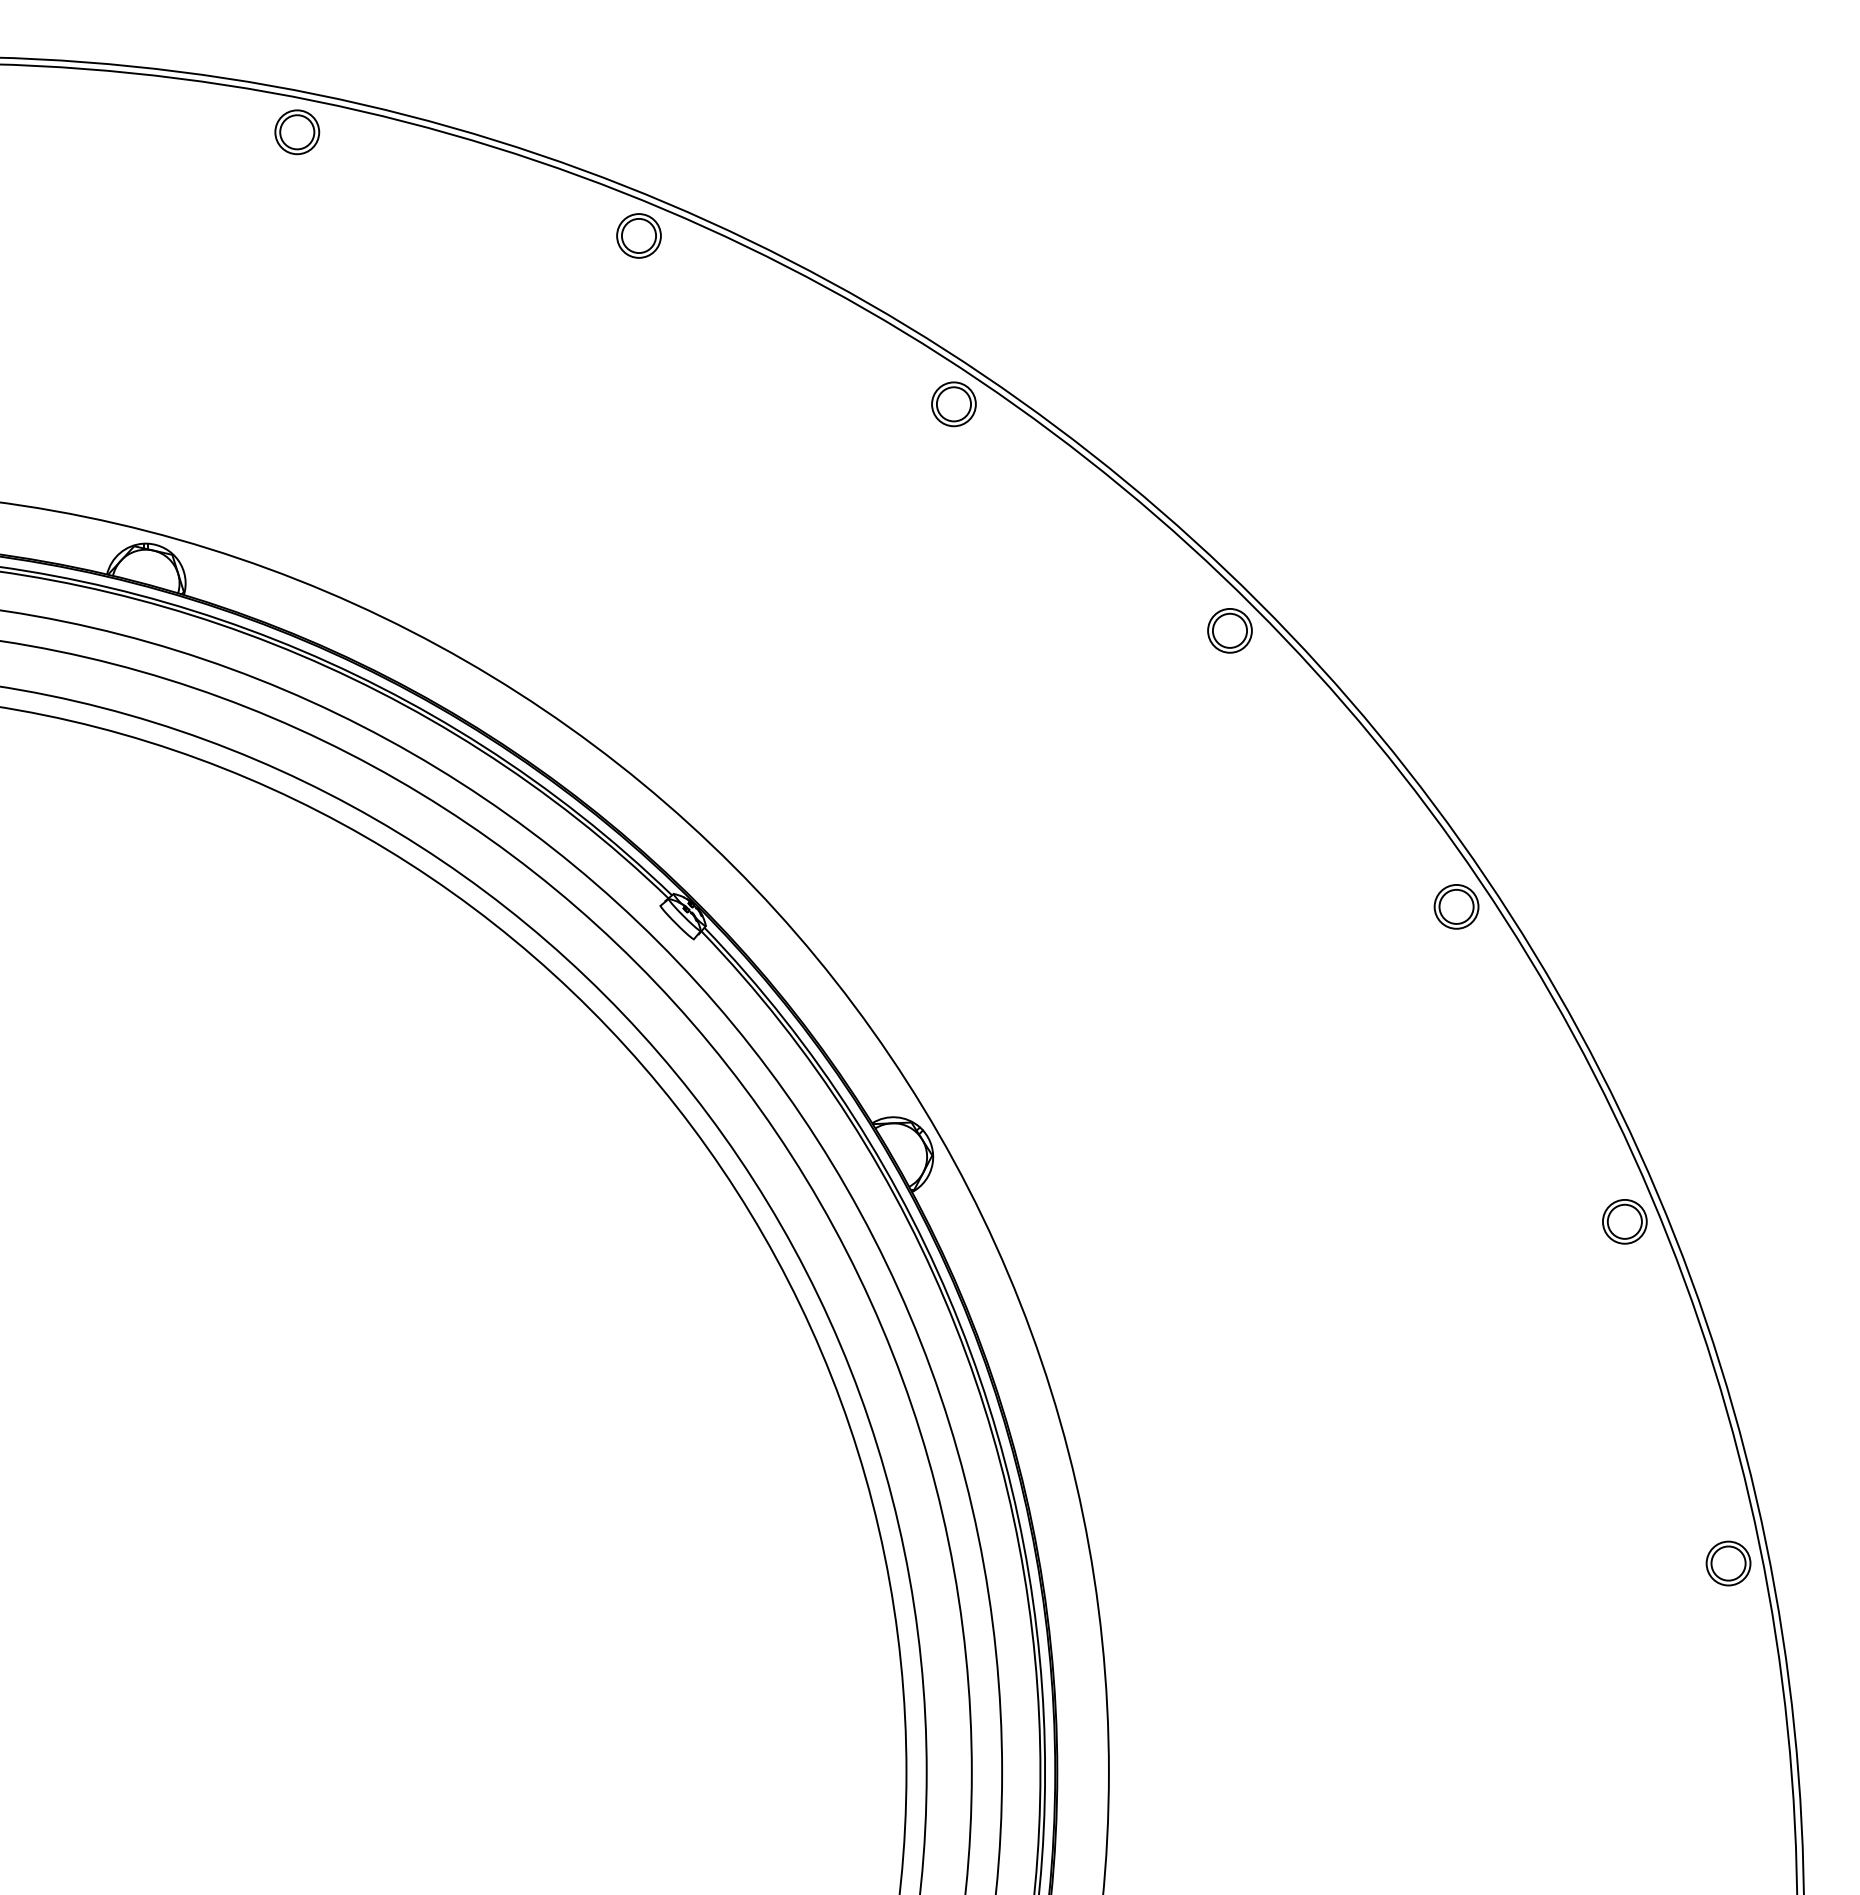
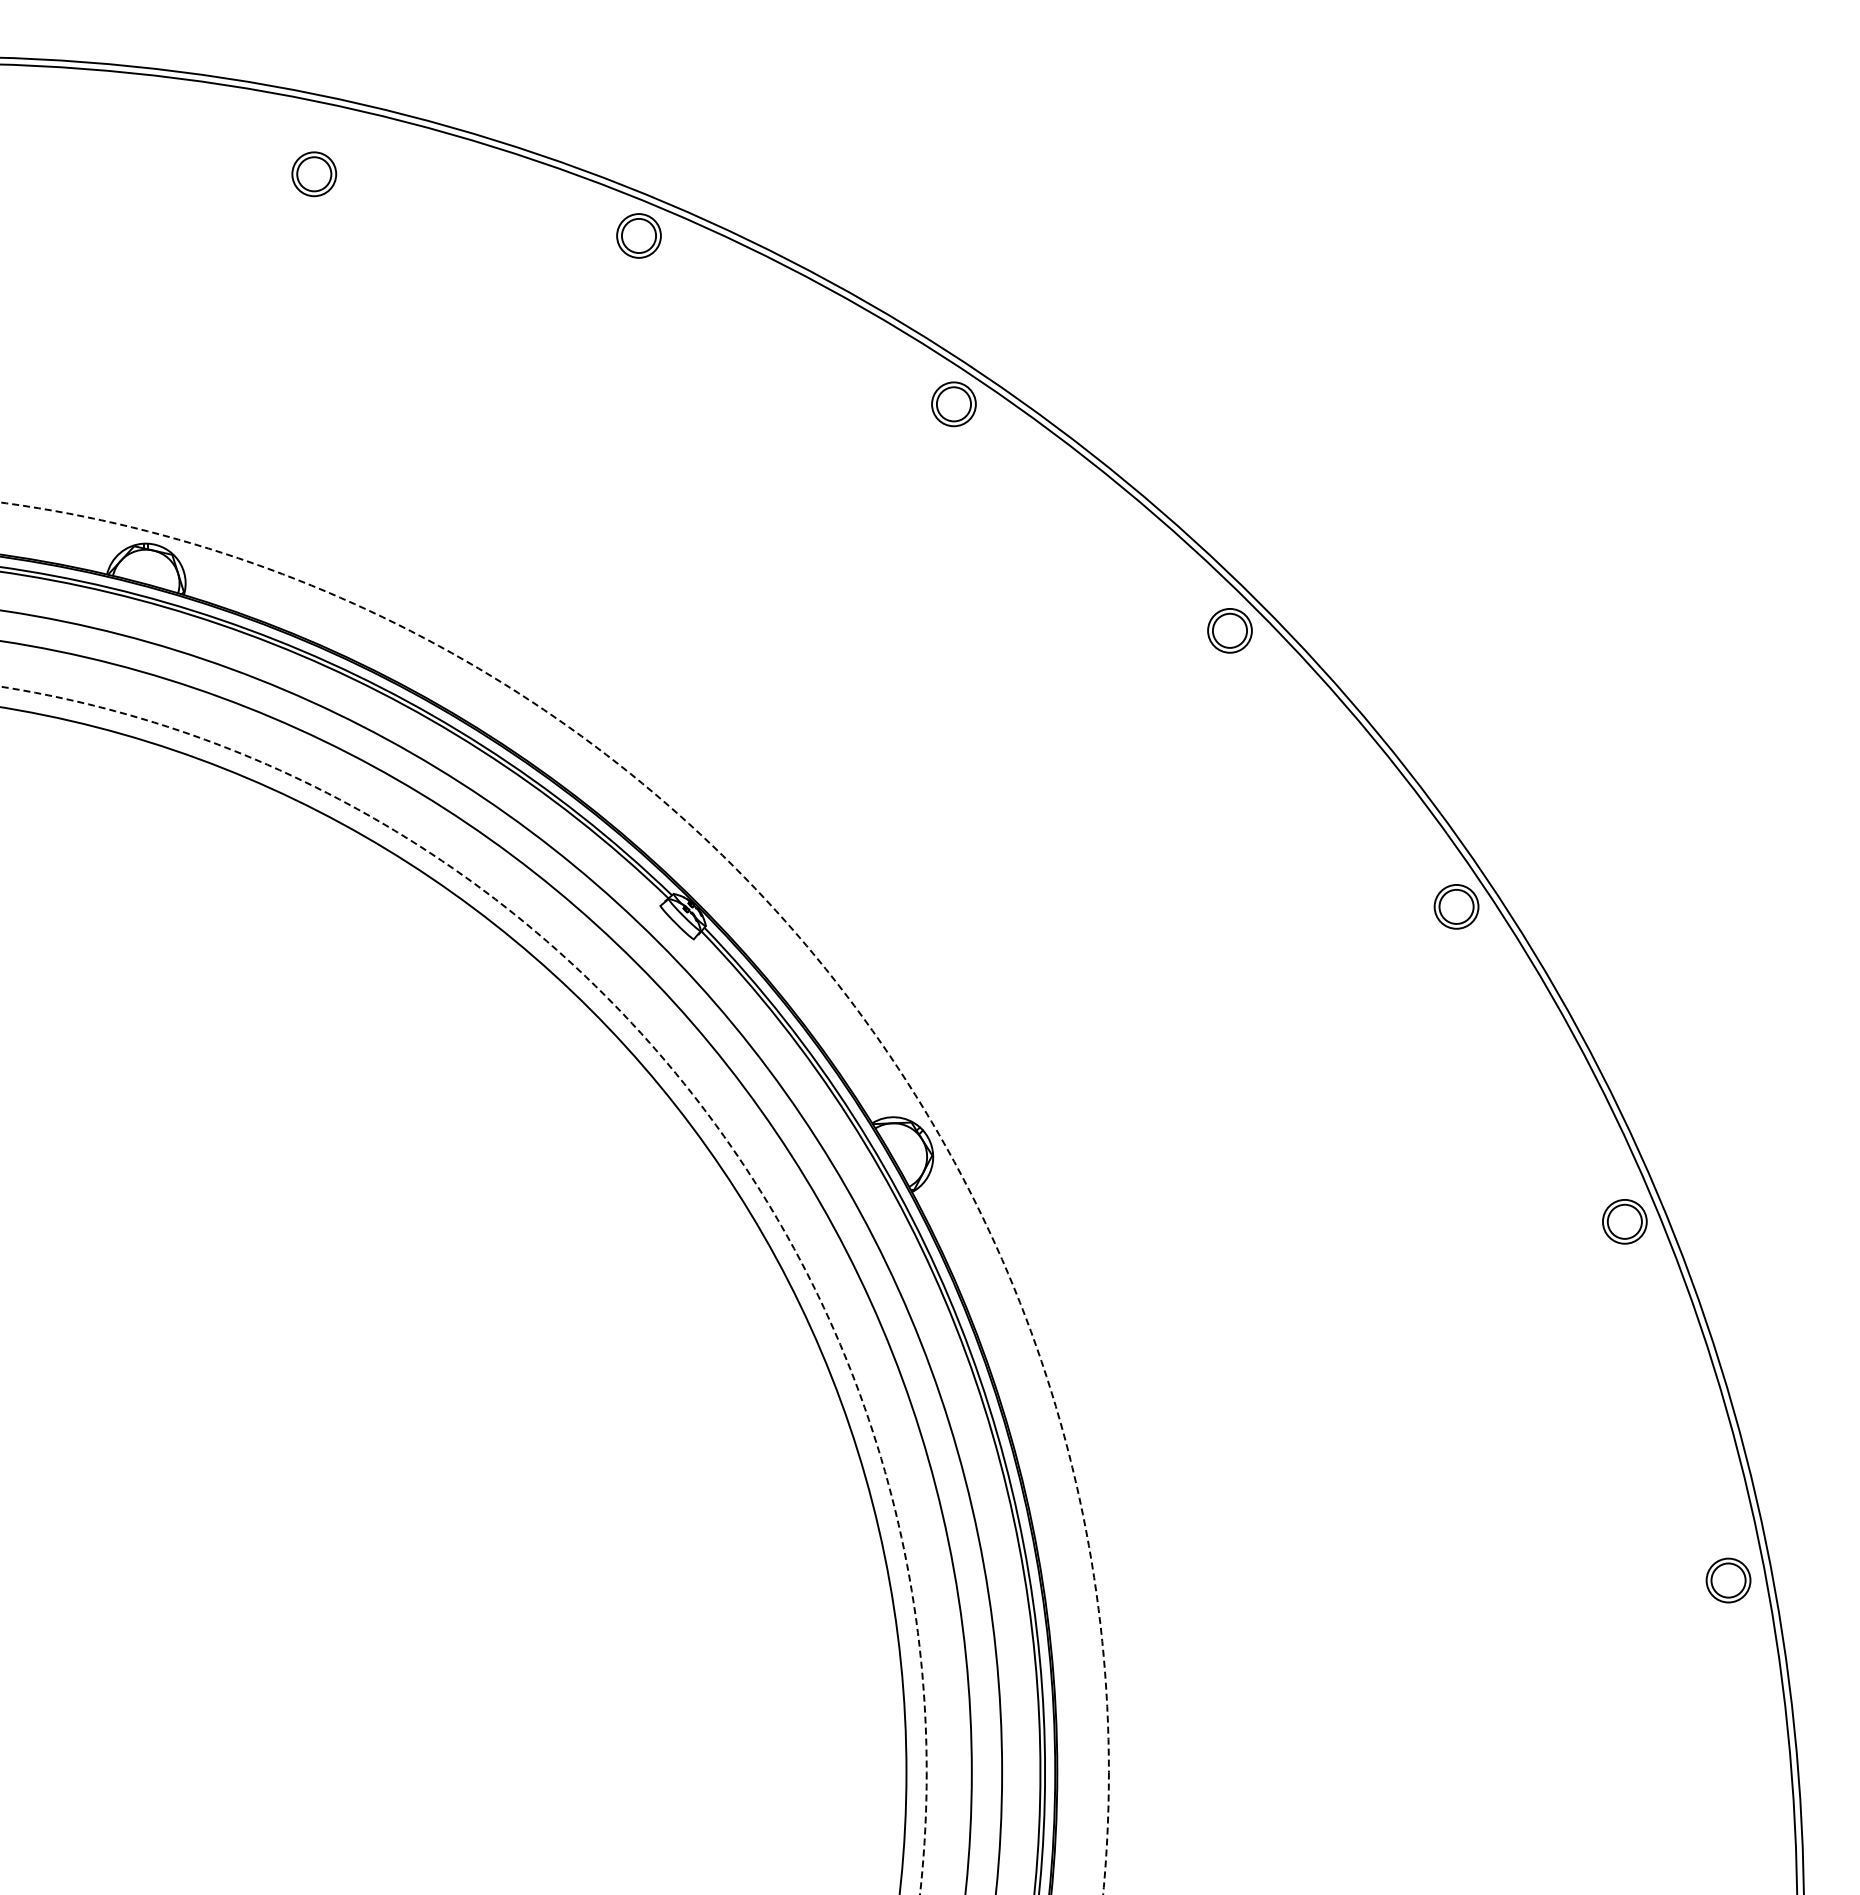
part position: (297, 132) -> (314, 174) (314, 174)
circle: solid -> dashed (554, 1198)
circle: solid -> dashed (463, 1290)
part position: (1728, 1563) -> (1728, 1580) (1728, 1580)
